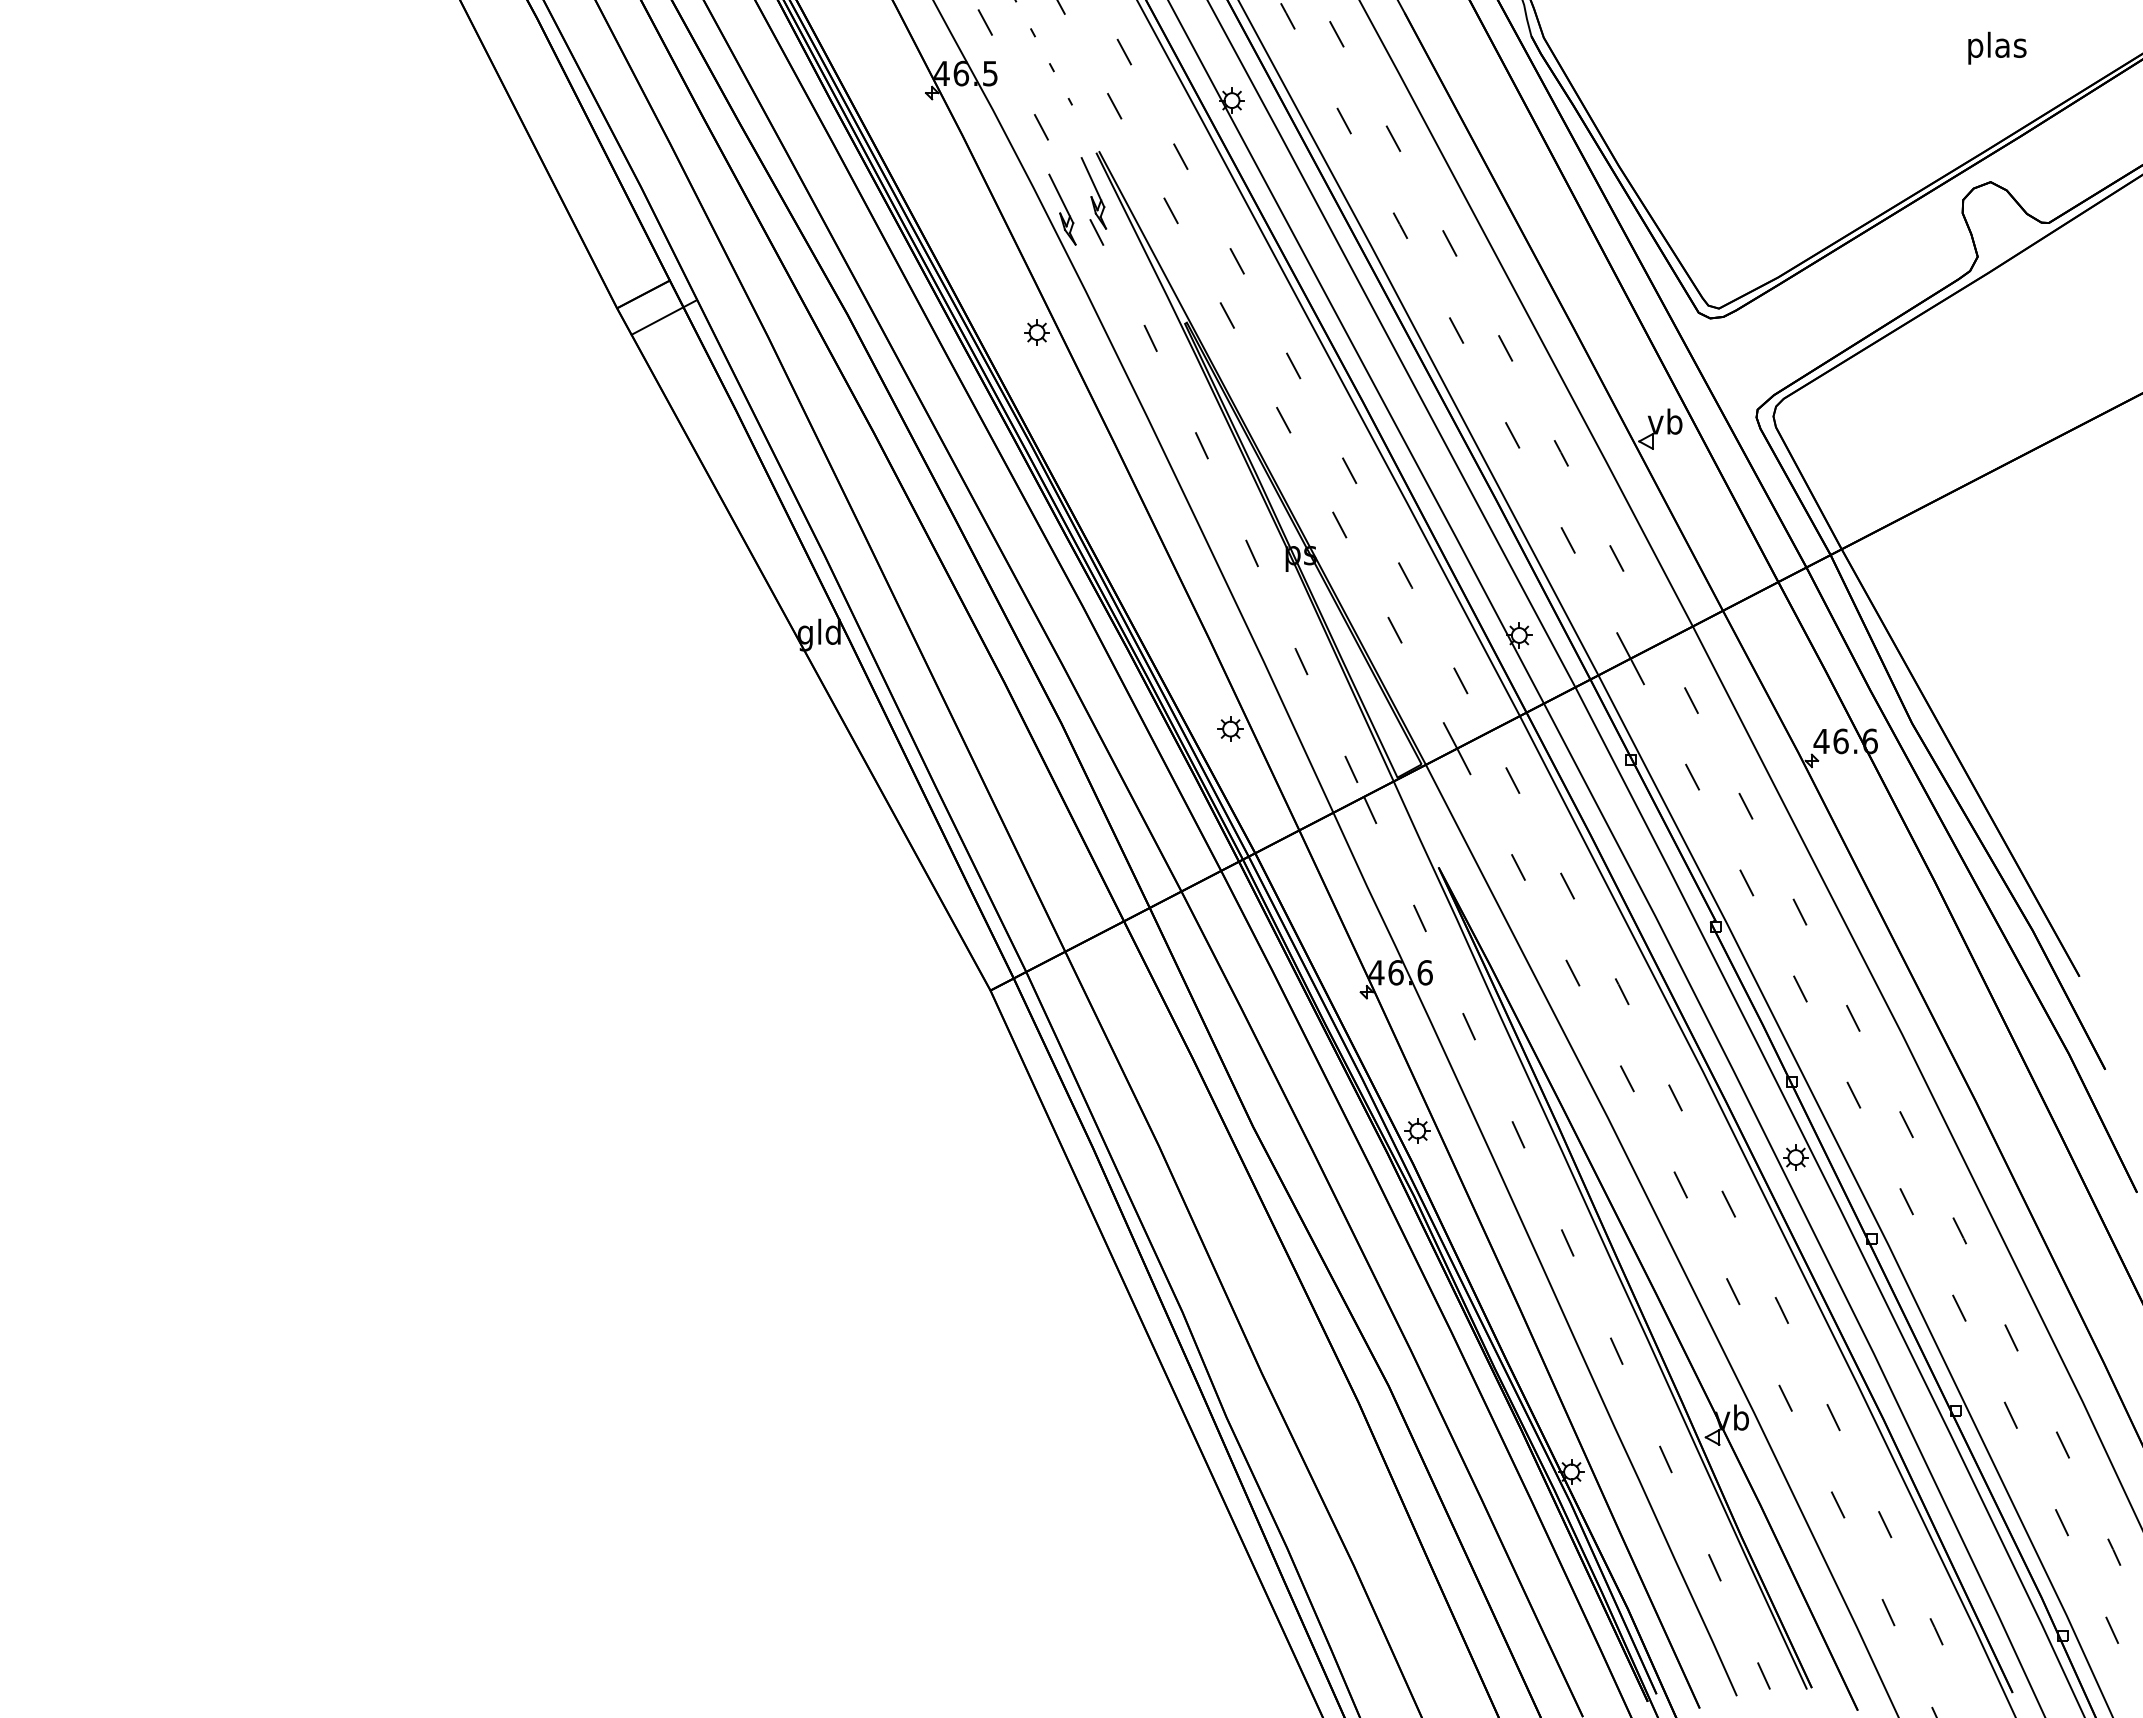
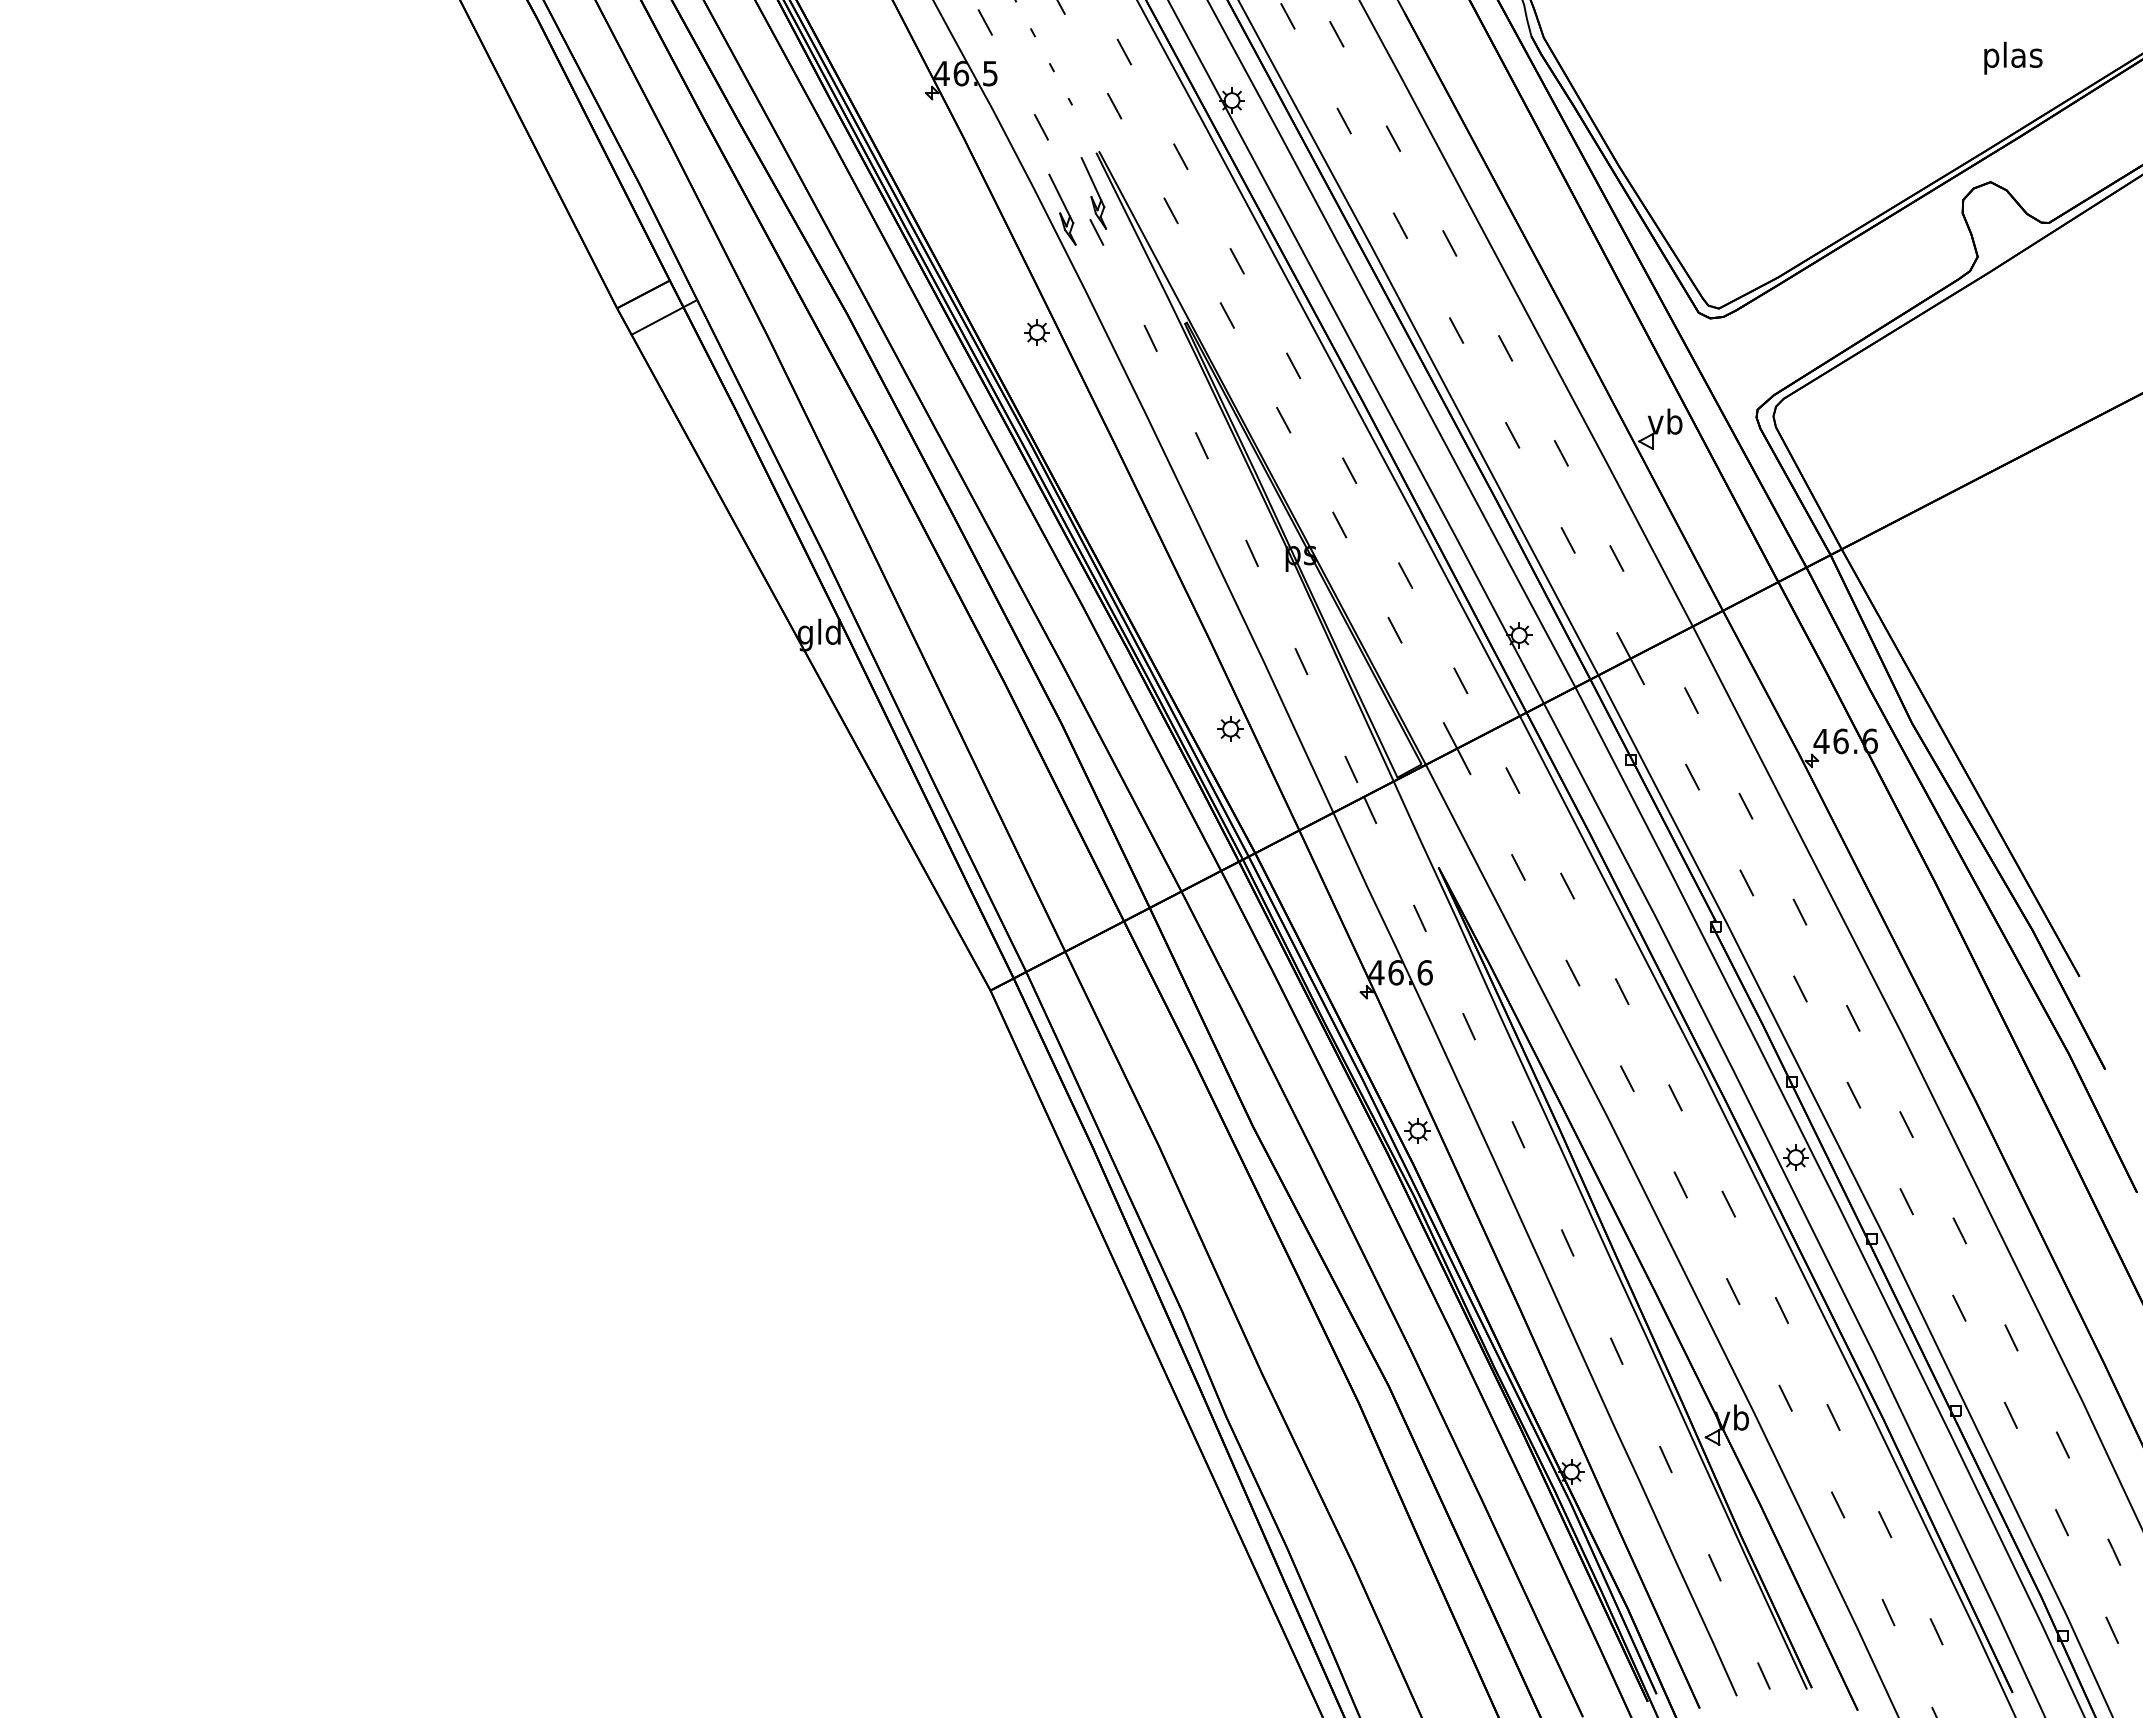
text position: (1997, 47) -> (2013, 57) (2013, 57)
